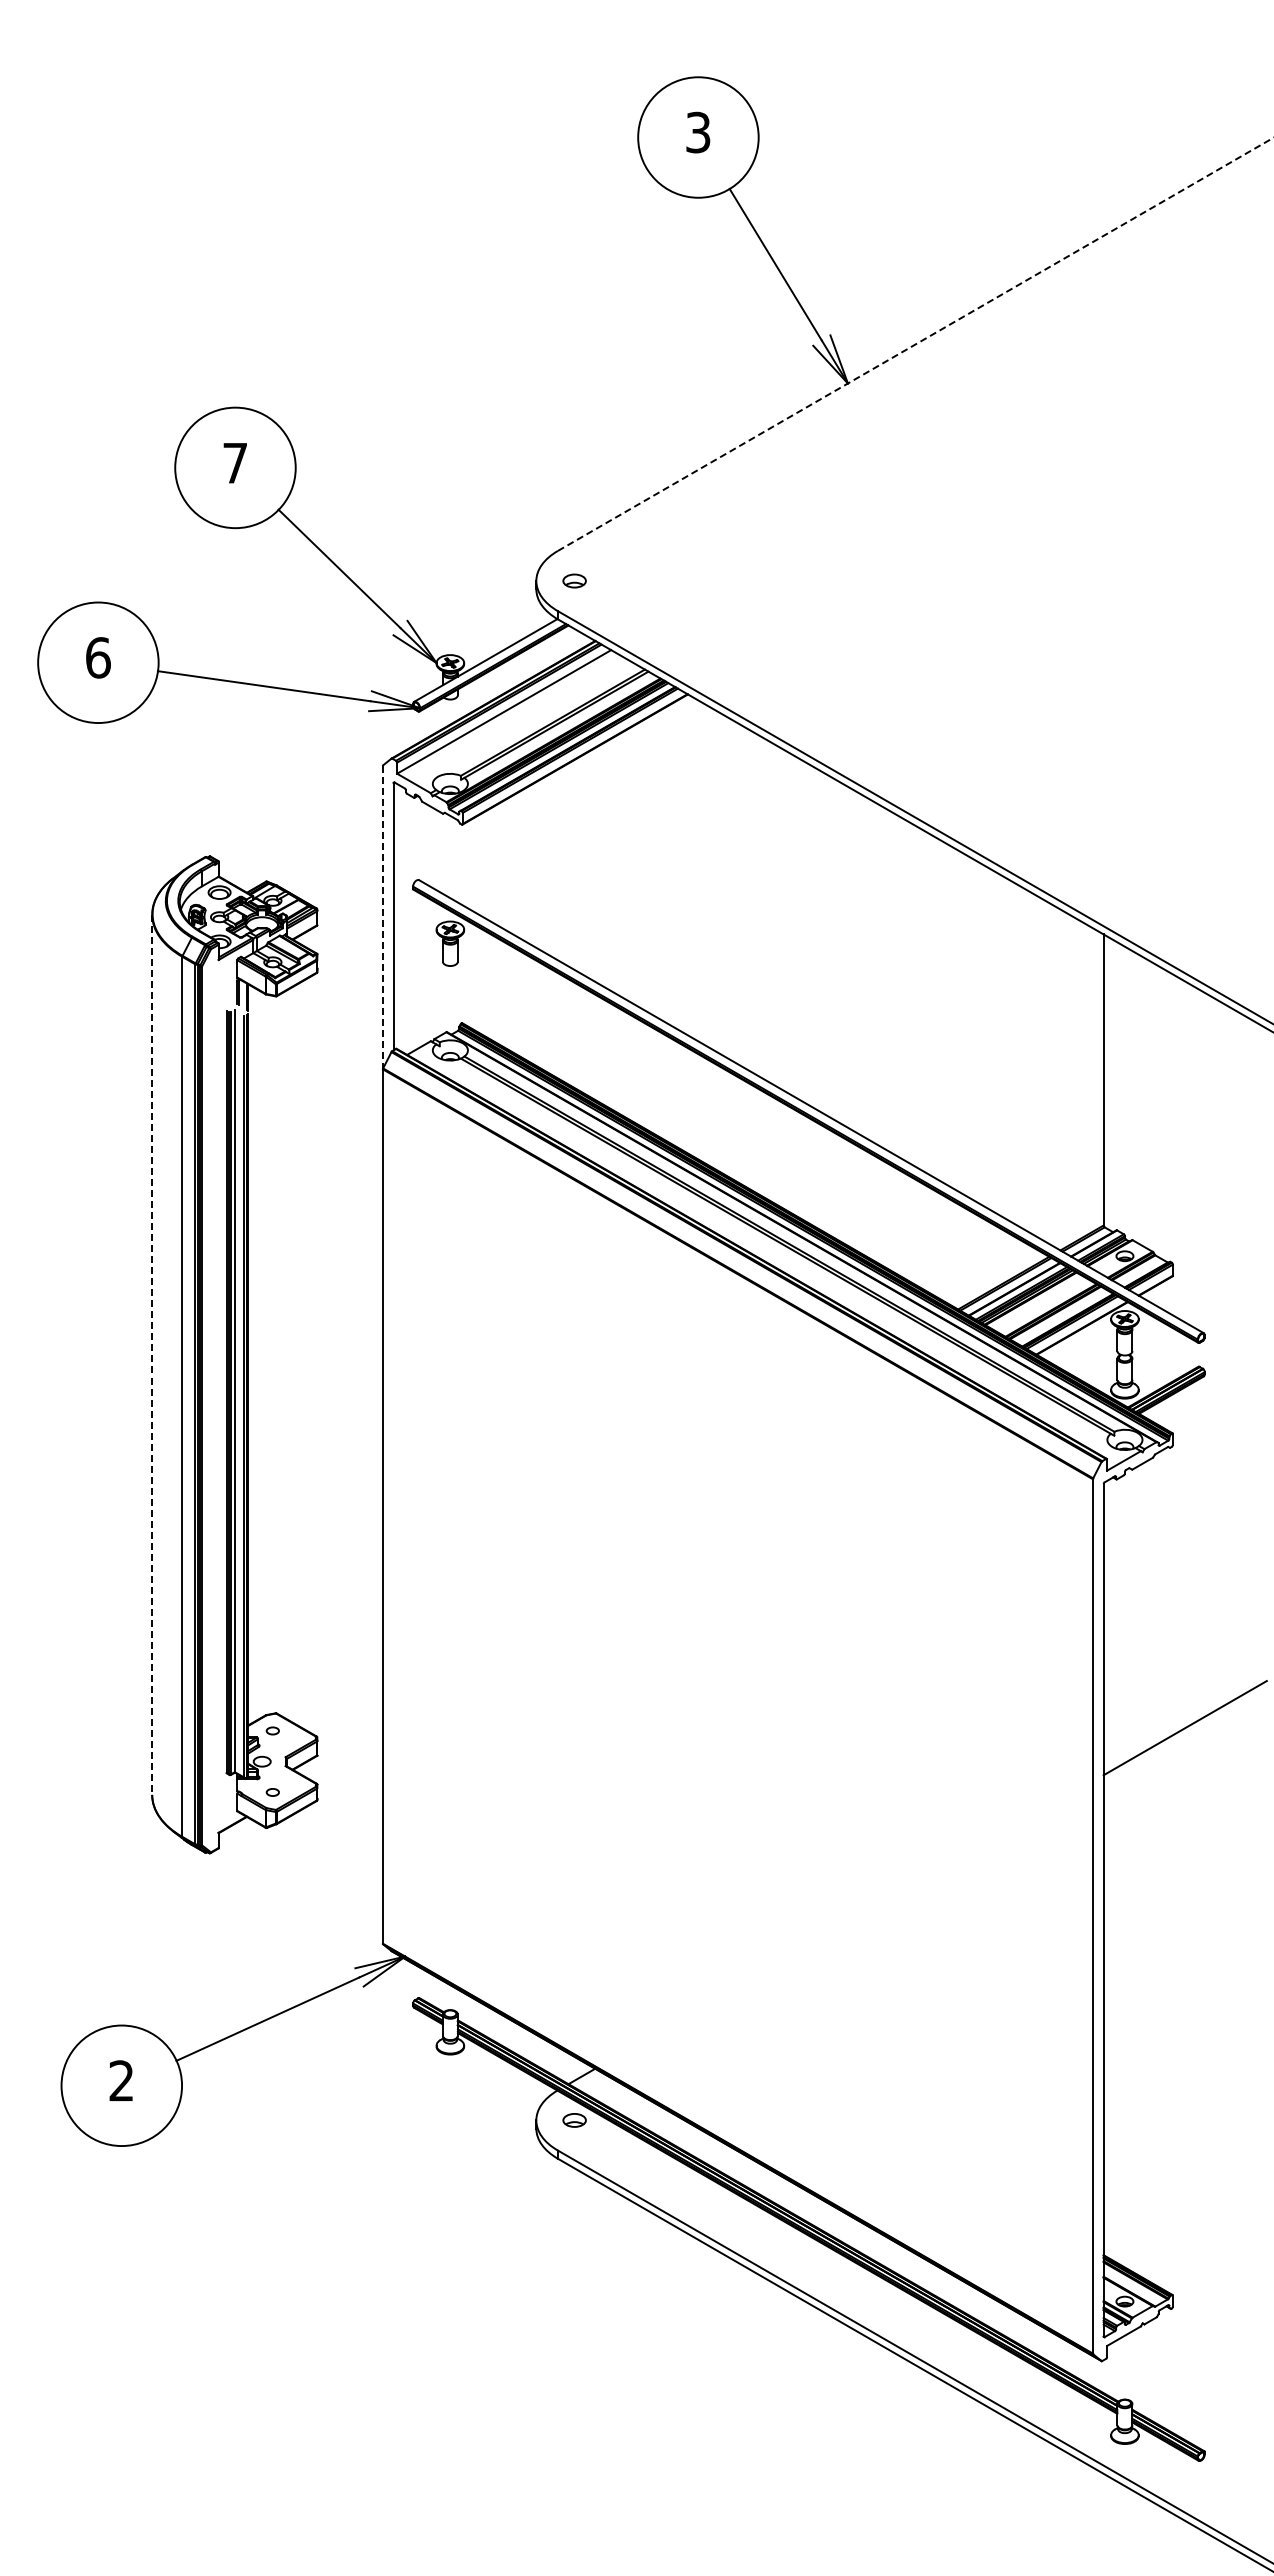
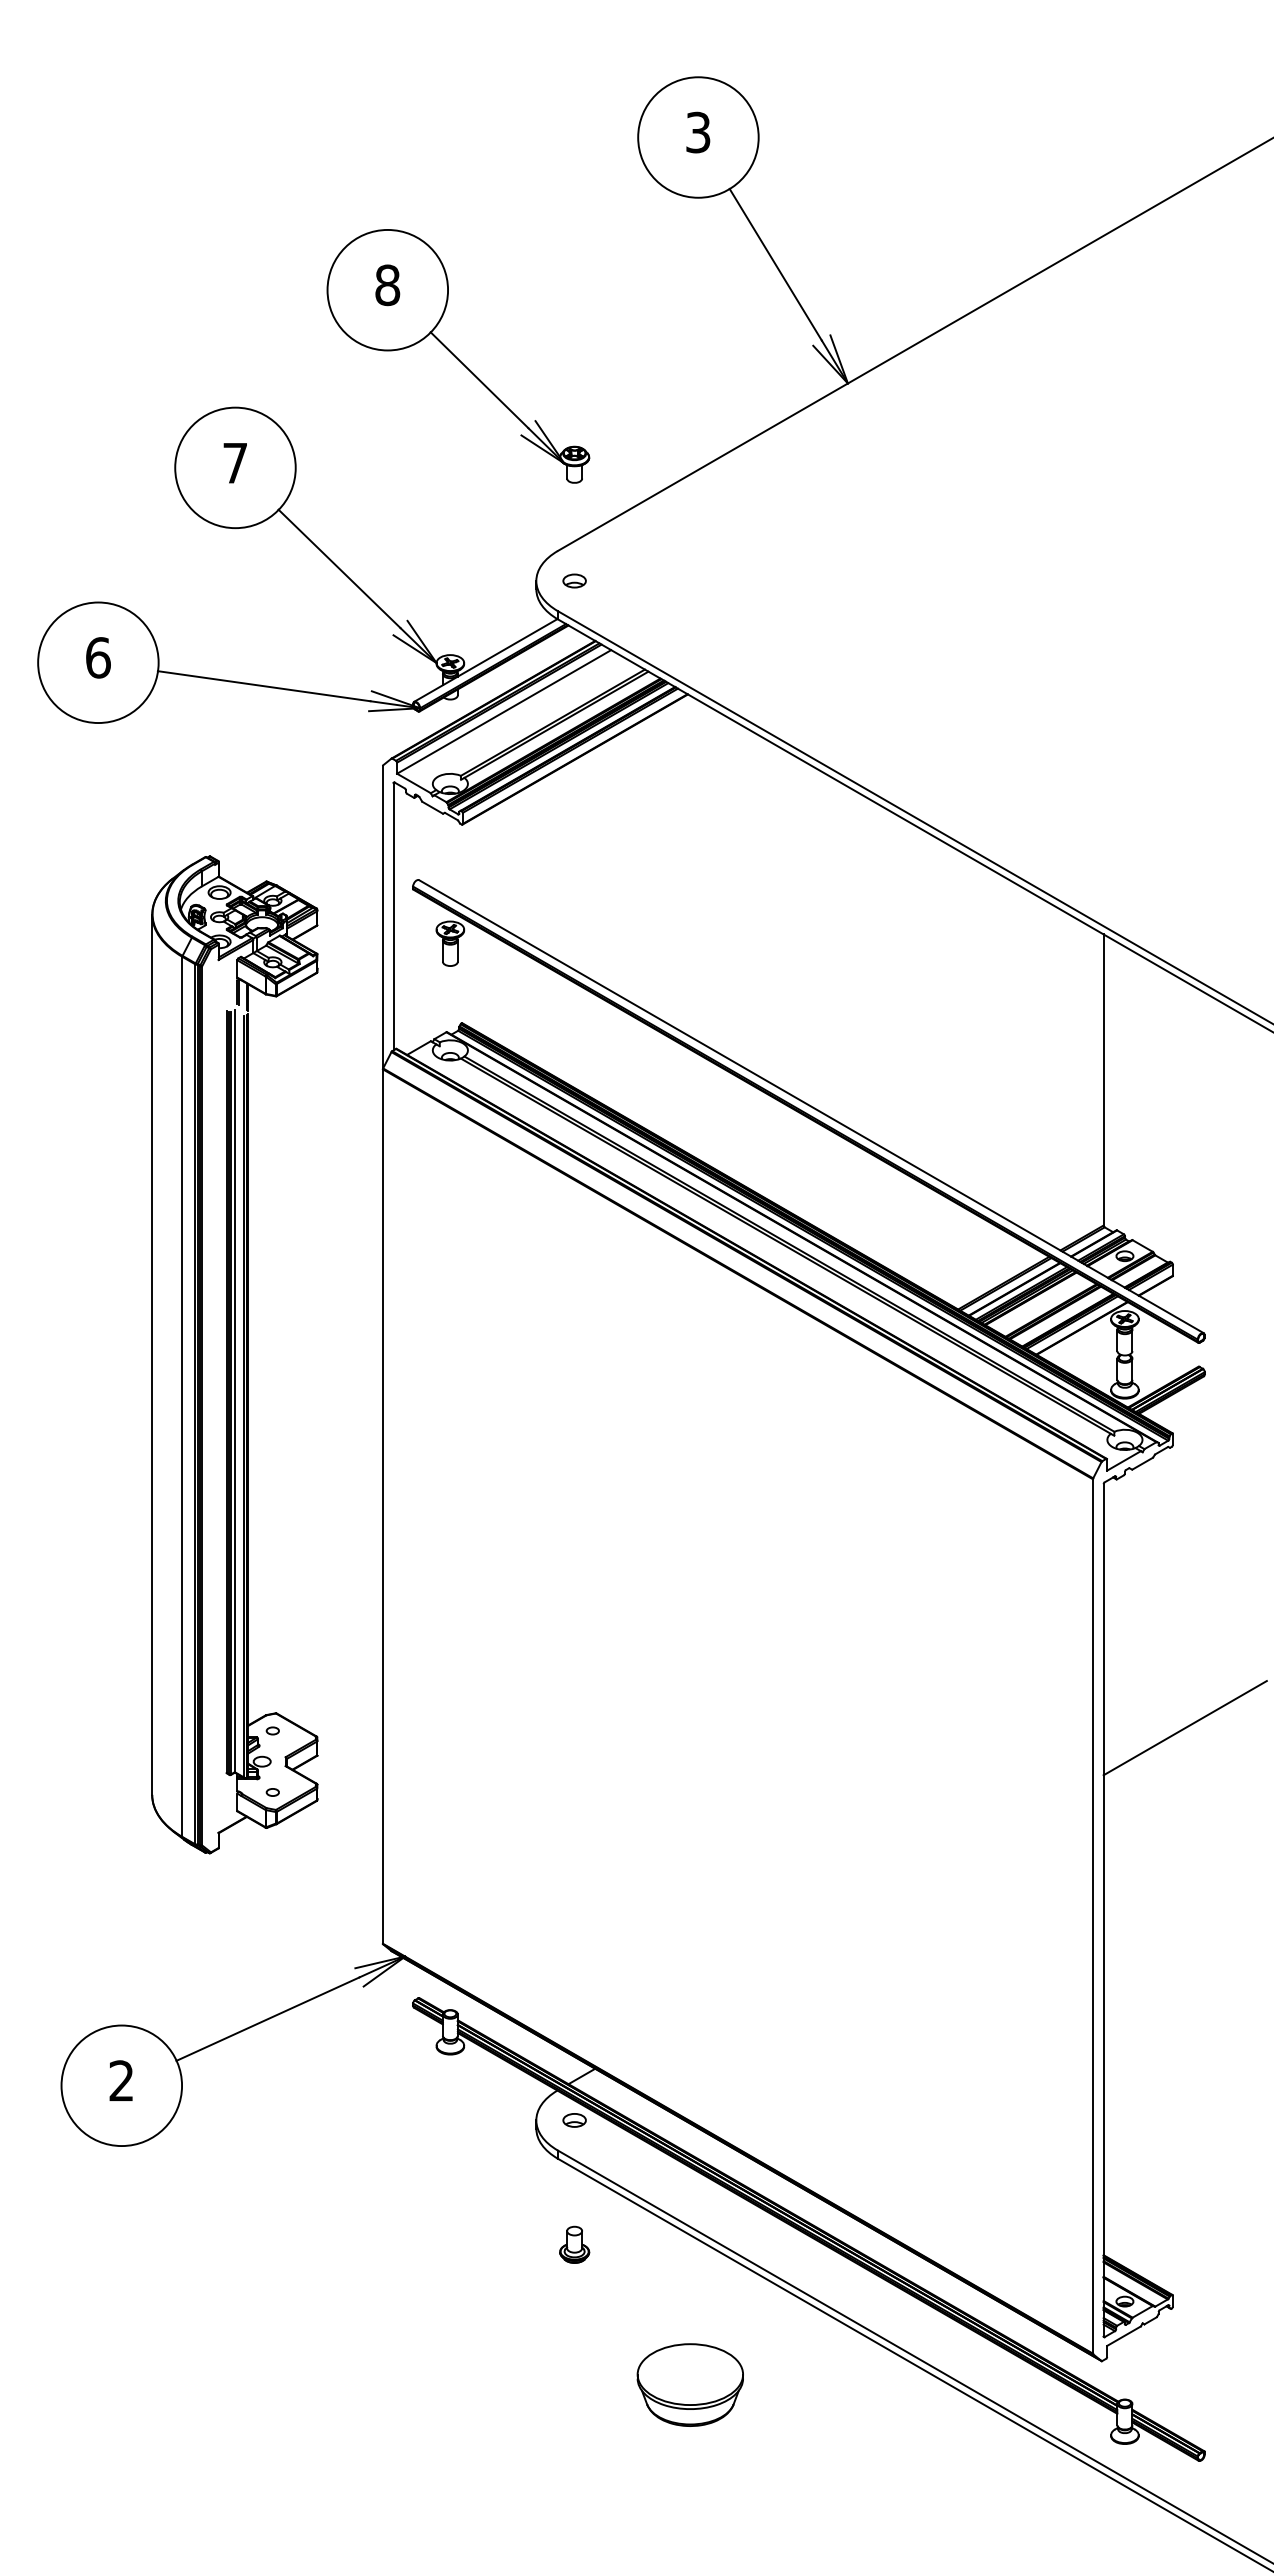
line: dashed -> solid (915, 344)
part: none -> present (458, 356)
line: dashed -> solid (382, 917)
line: dashed -> solid (152, 1355)
part: none -> present (574, 2244)
part: none -> present (689, 2384)
